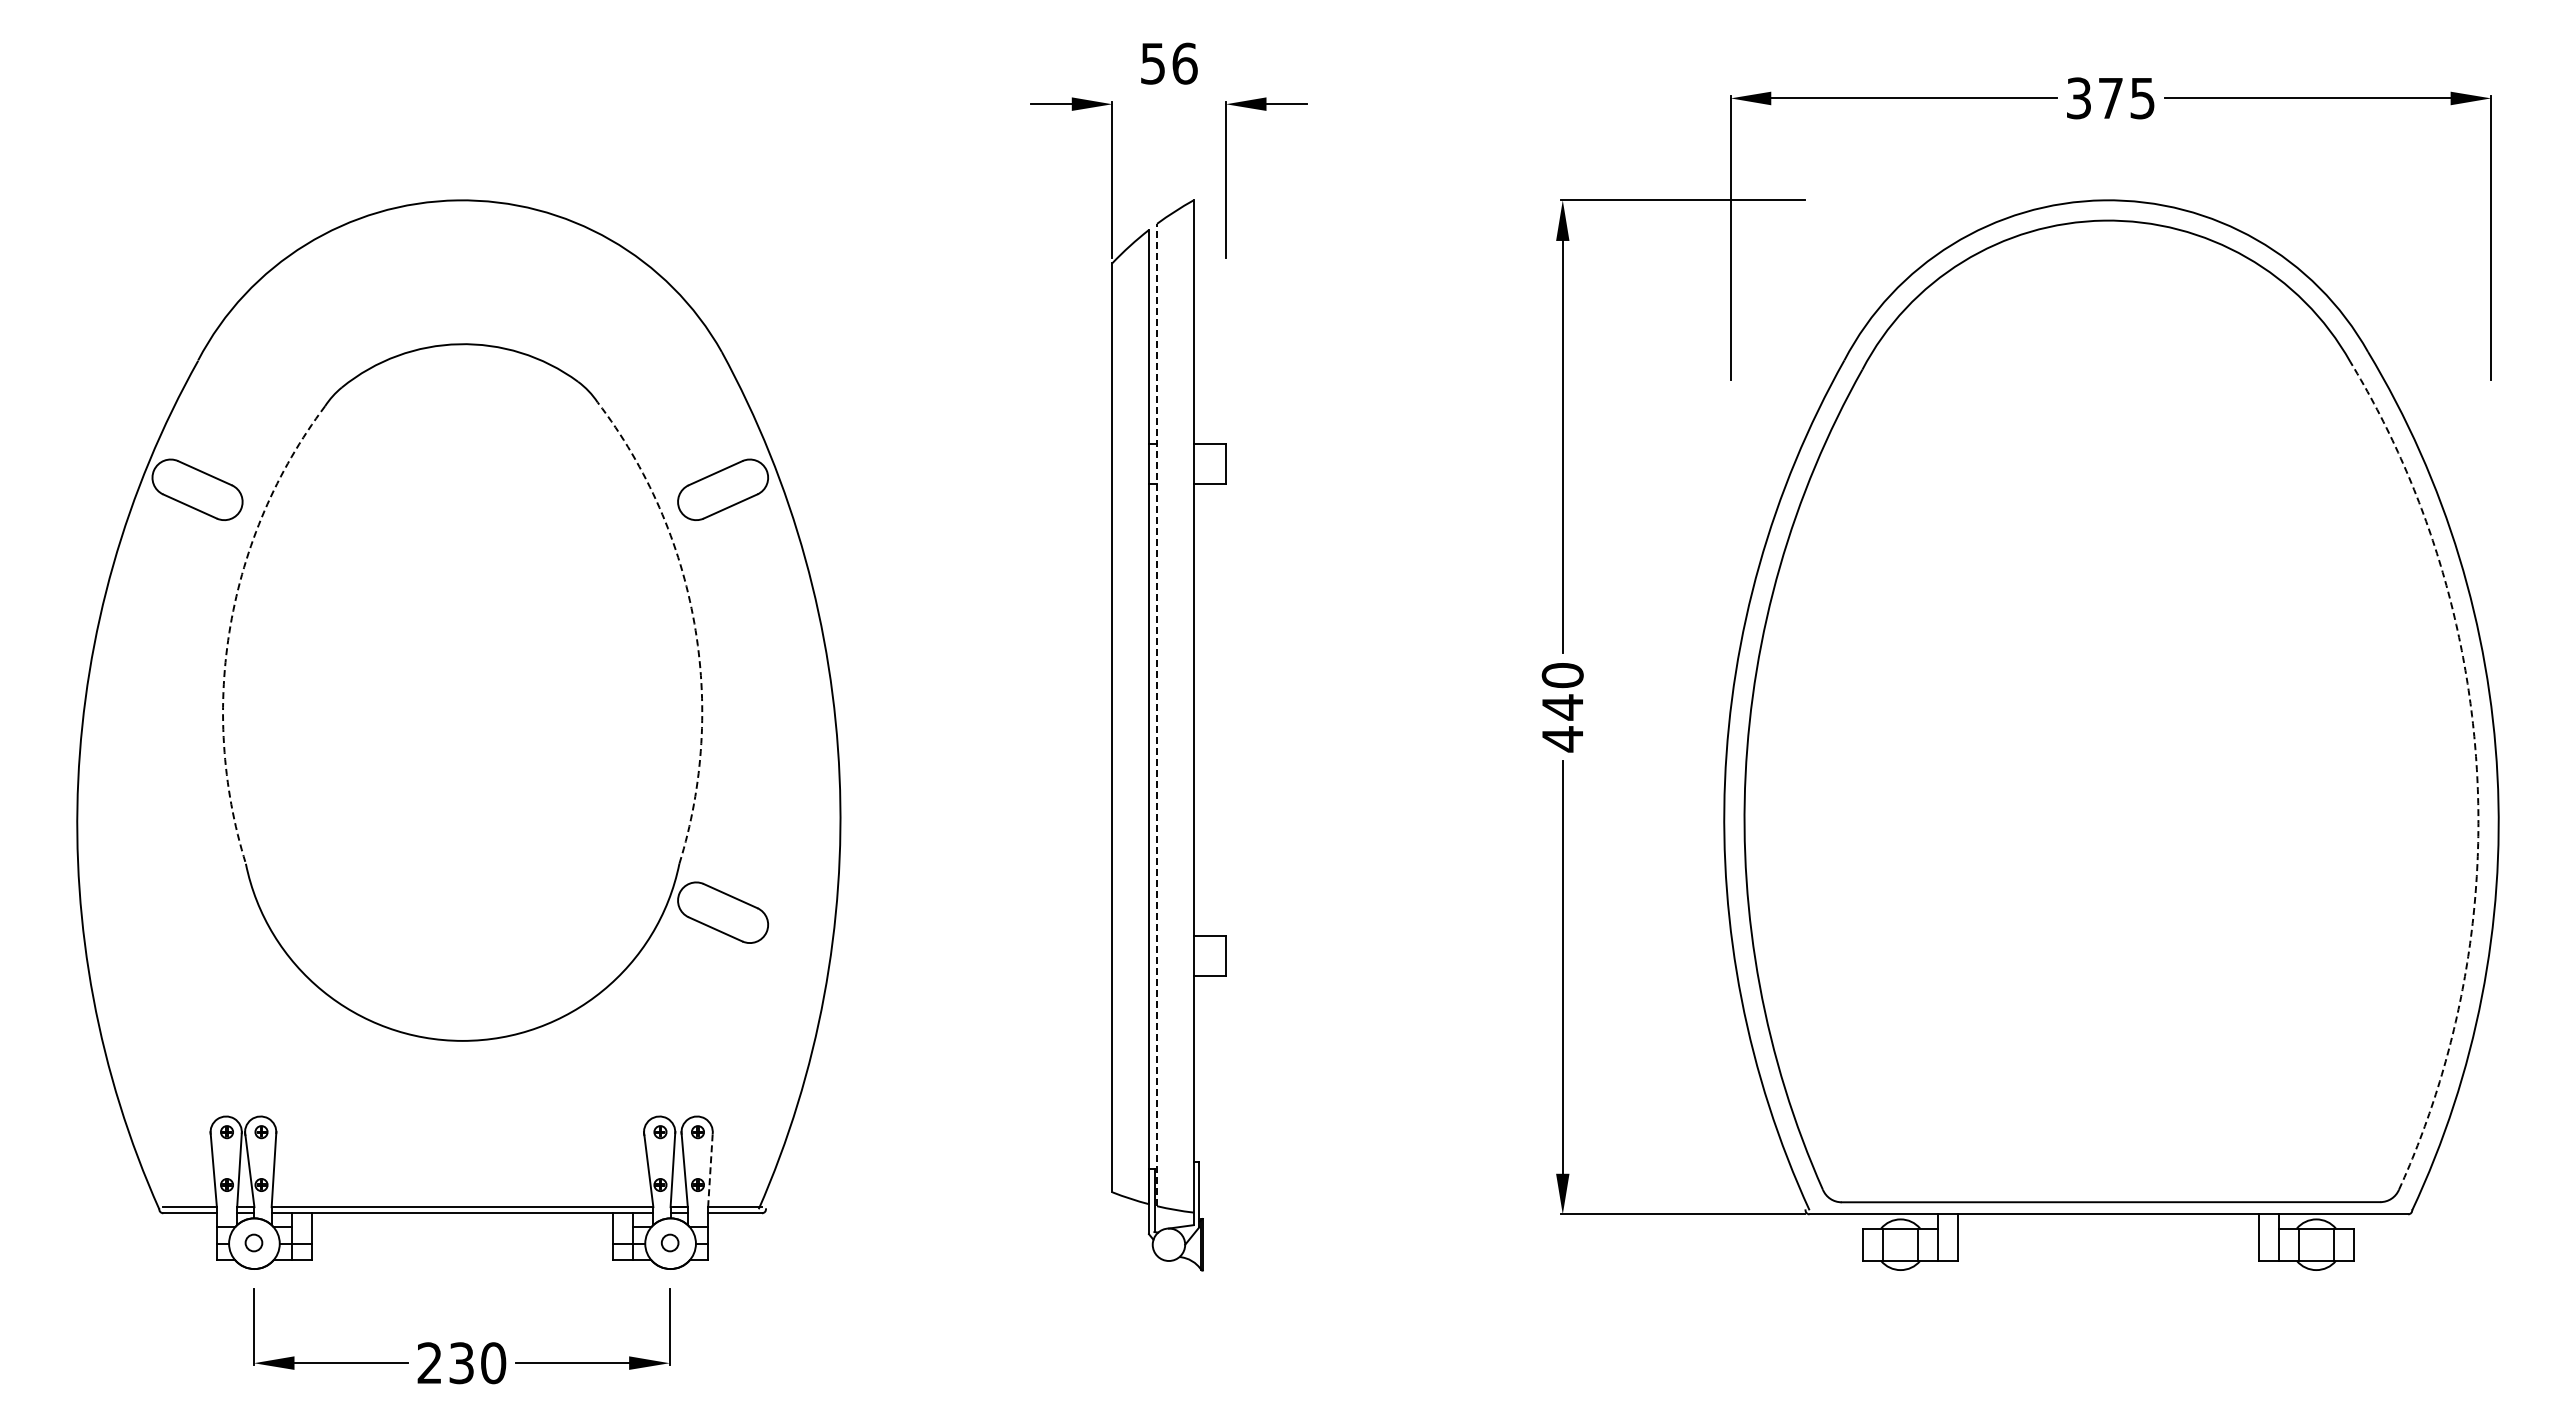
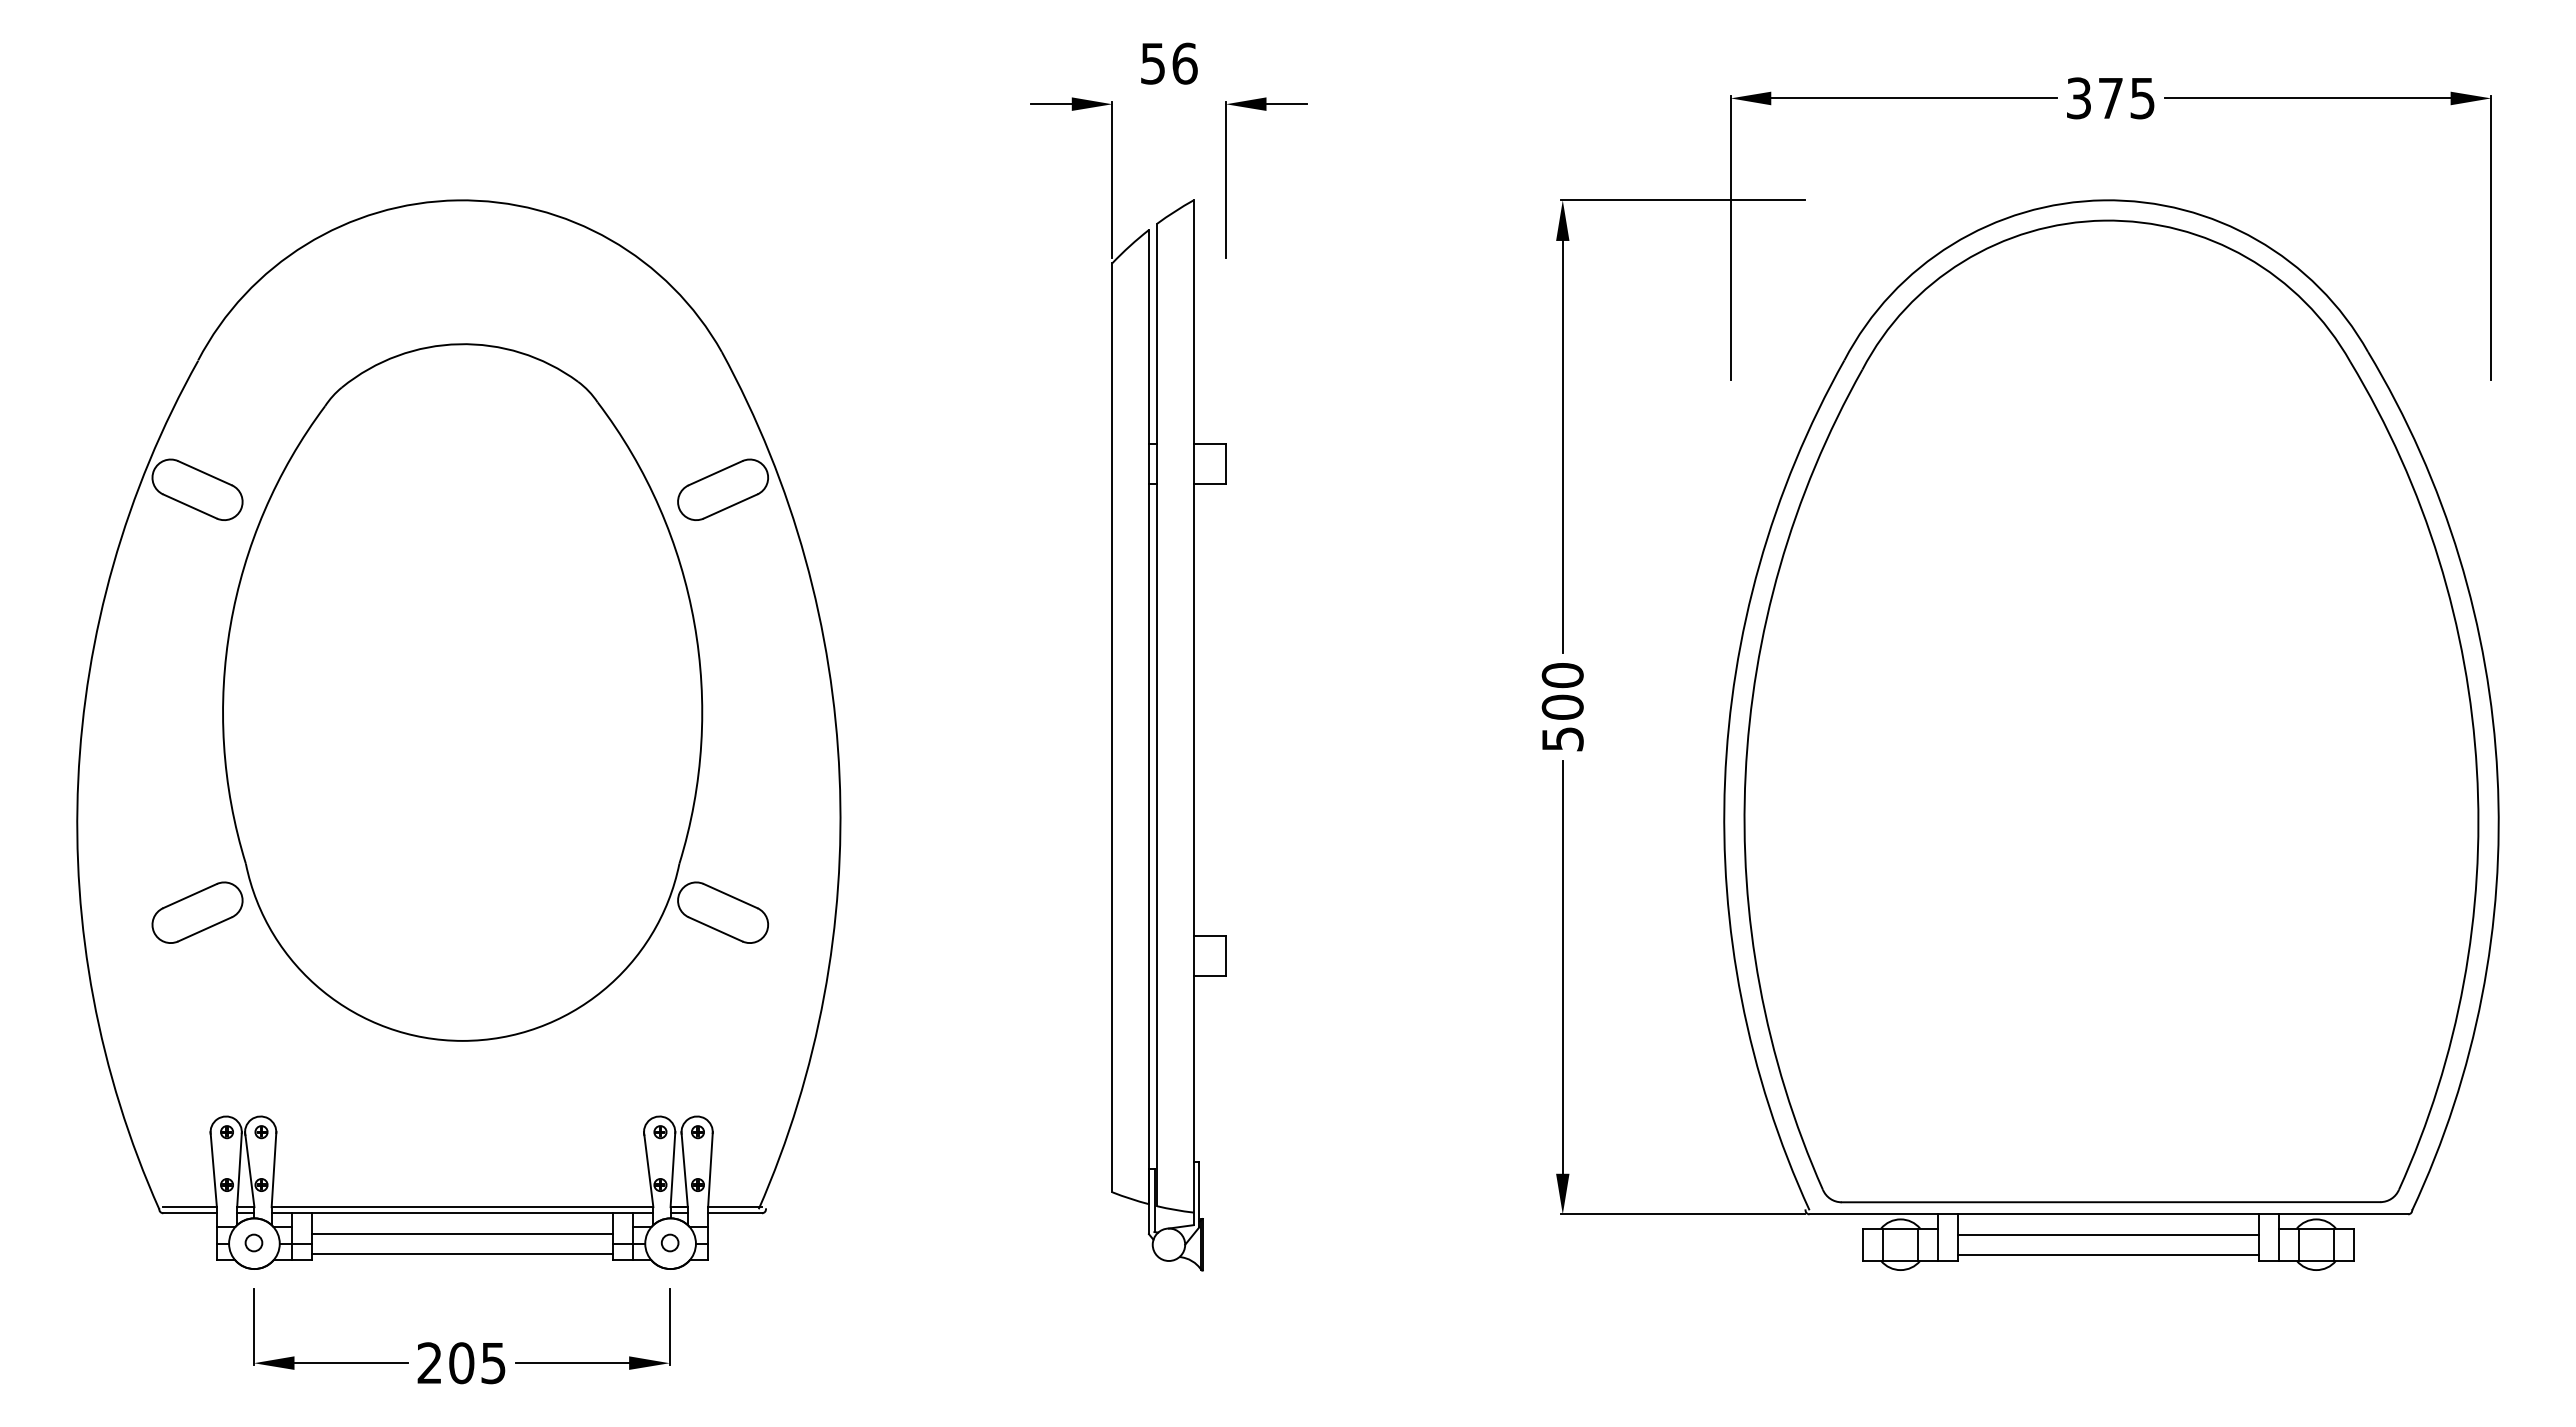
arc: dashed -> solid (694, 623)
arc: dashed -> solid (230, 625)
line: dashed -> solid (1157, 714)
text: 440 -> 500 (1562, 723)
arc: dashed -> solid (2476, 769)
part: none -> present (197, 912)
line: dashed -> solid (710, 1169)
line: none -> present (462, 1233)
line: none -> present (2108, 1234)
line: none -> present (462, 1253)
line: none -> present (2108, 1254)
text: 230 -> 205 (477, 1363)
